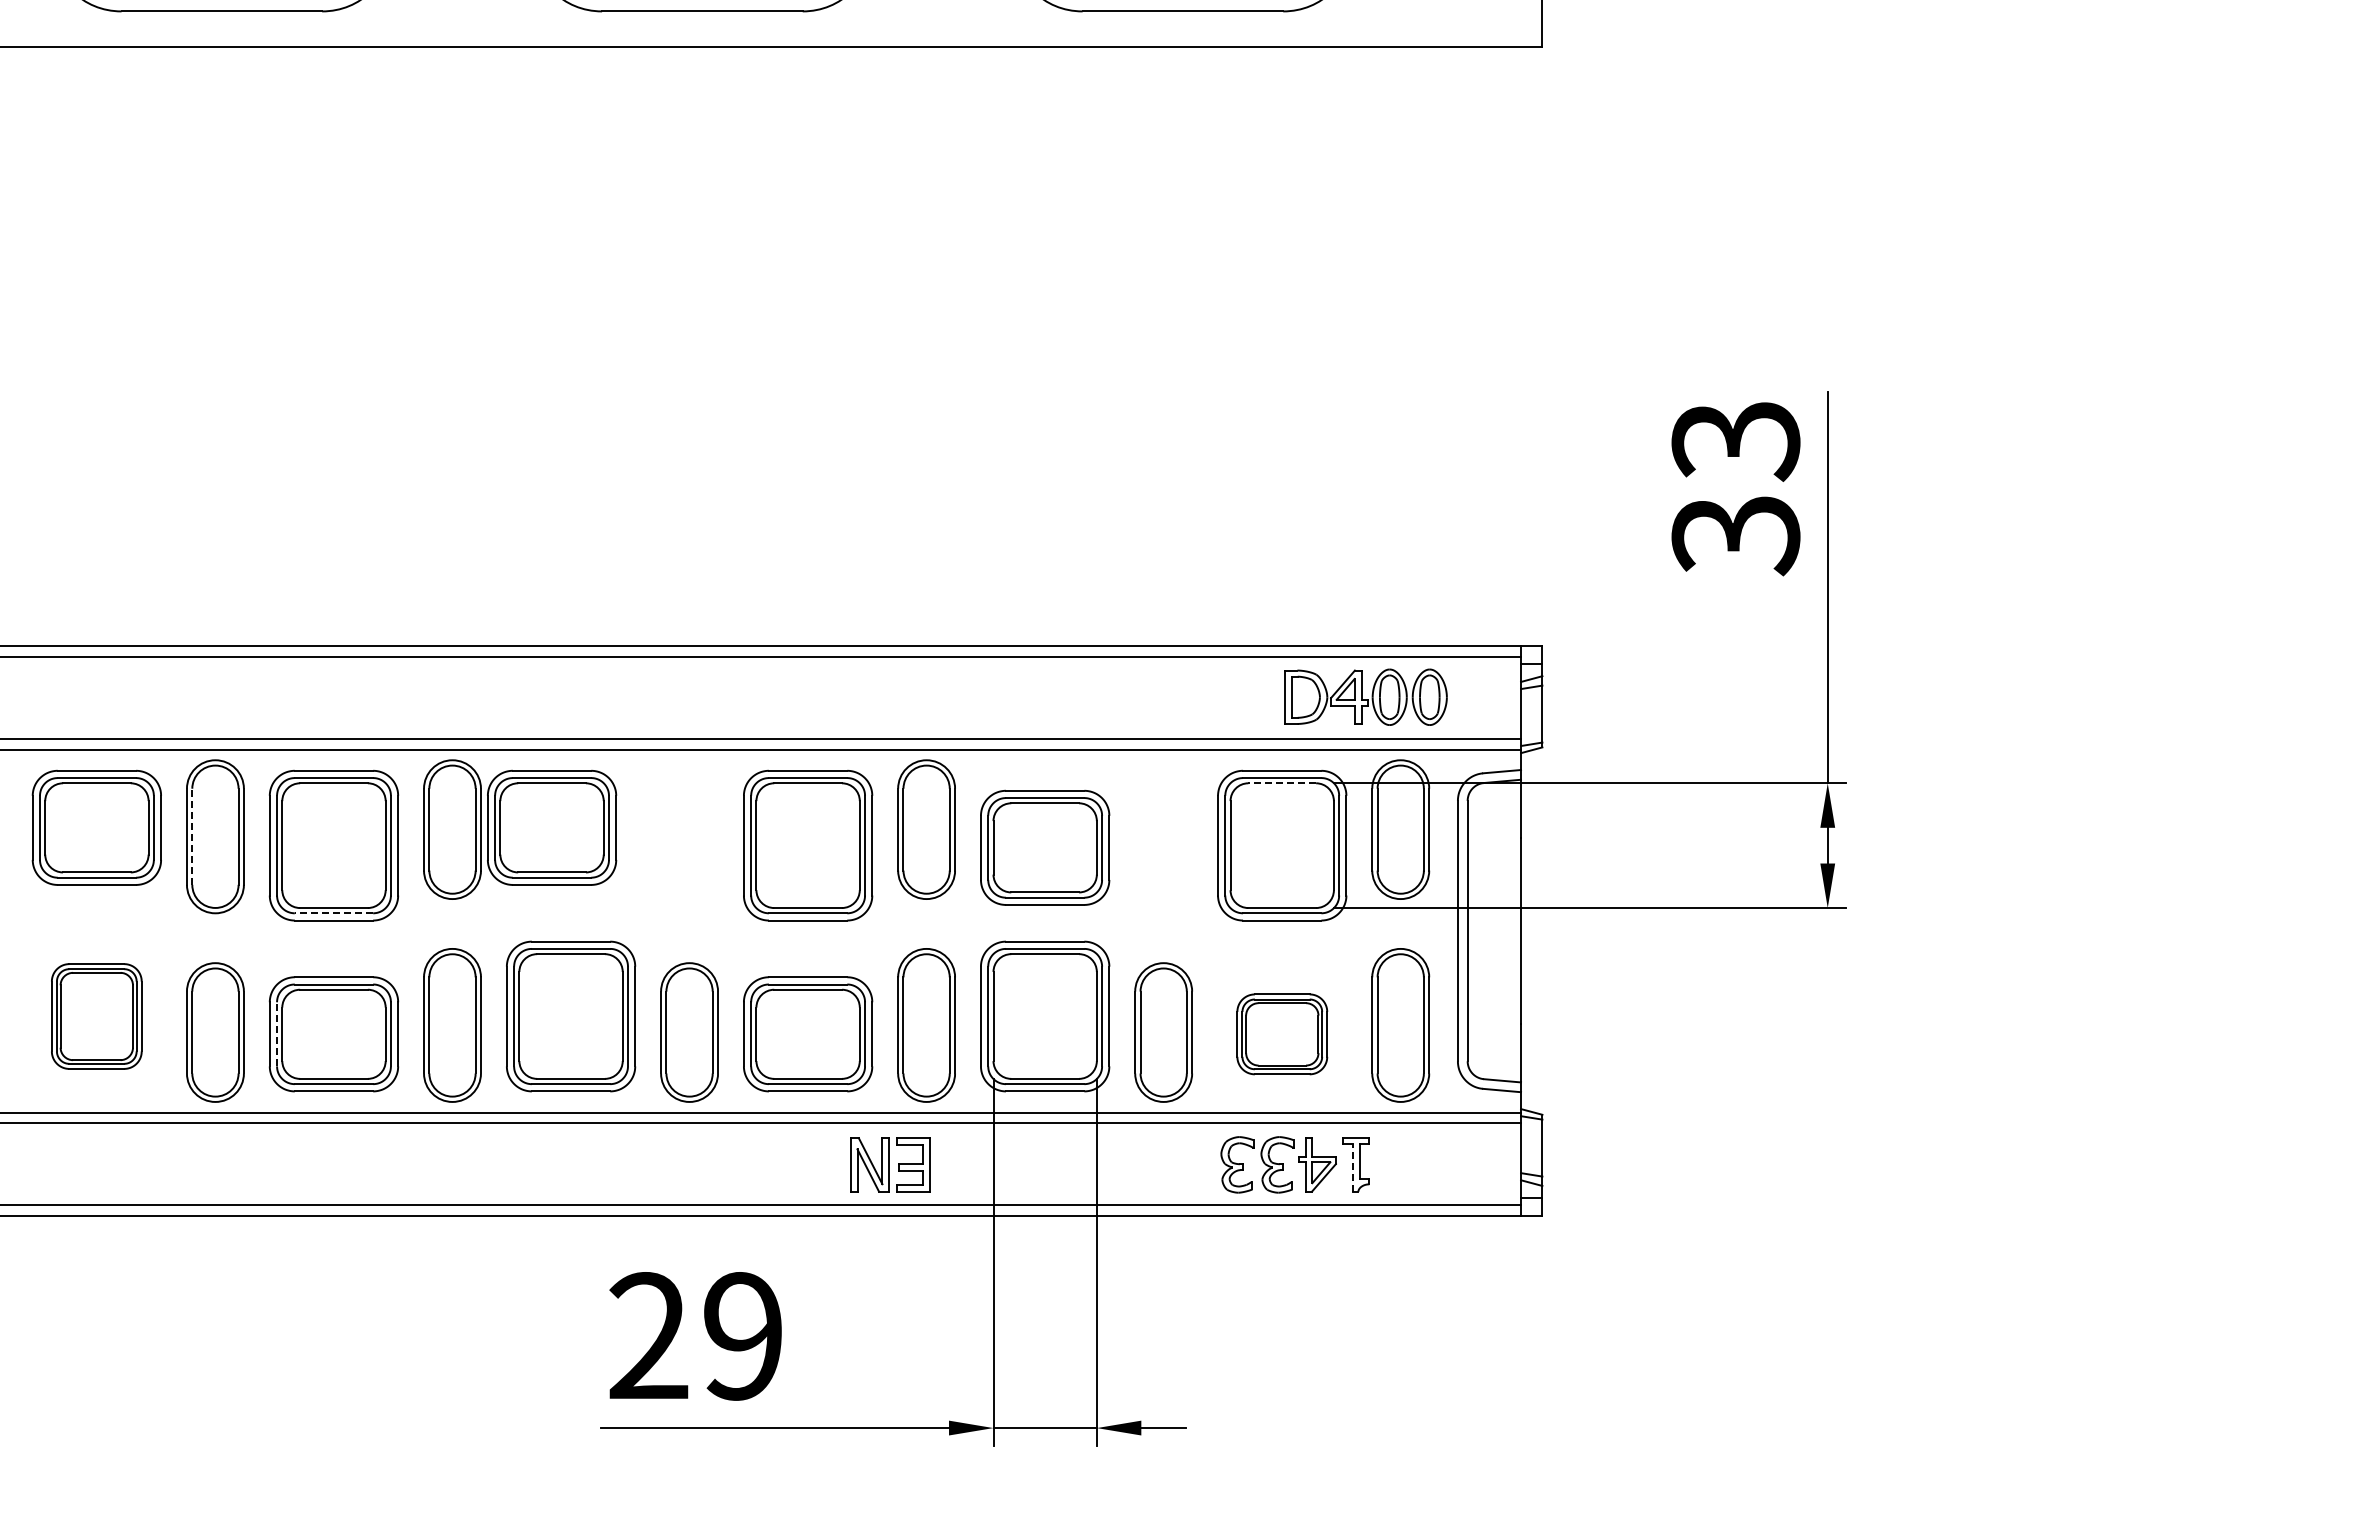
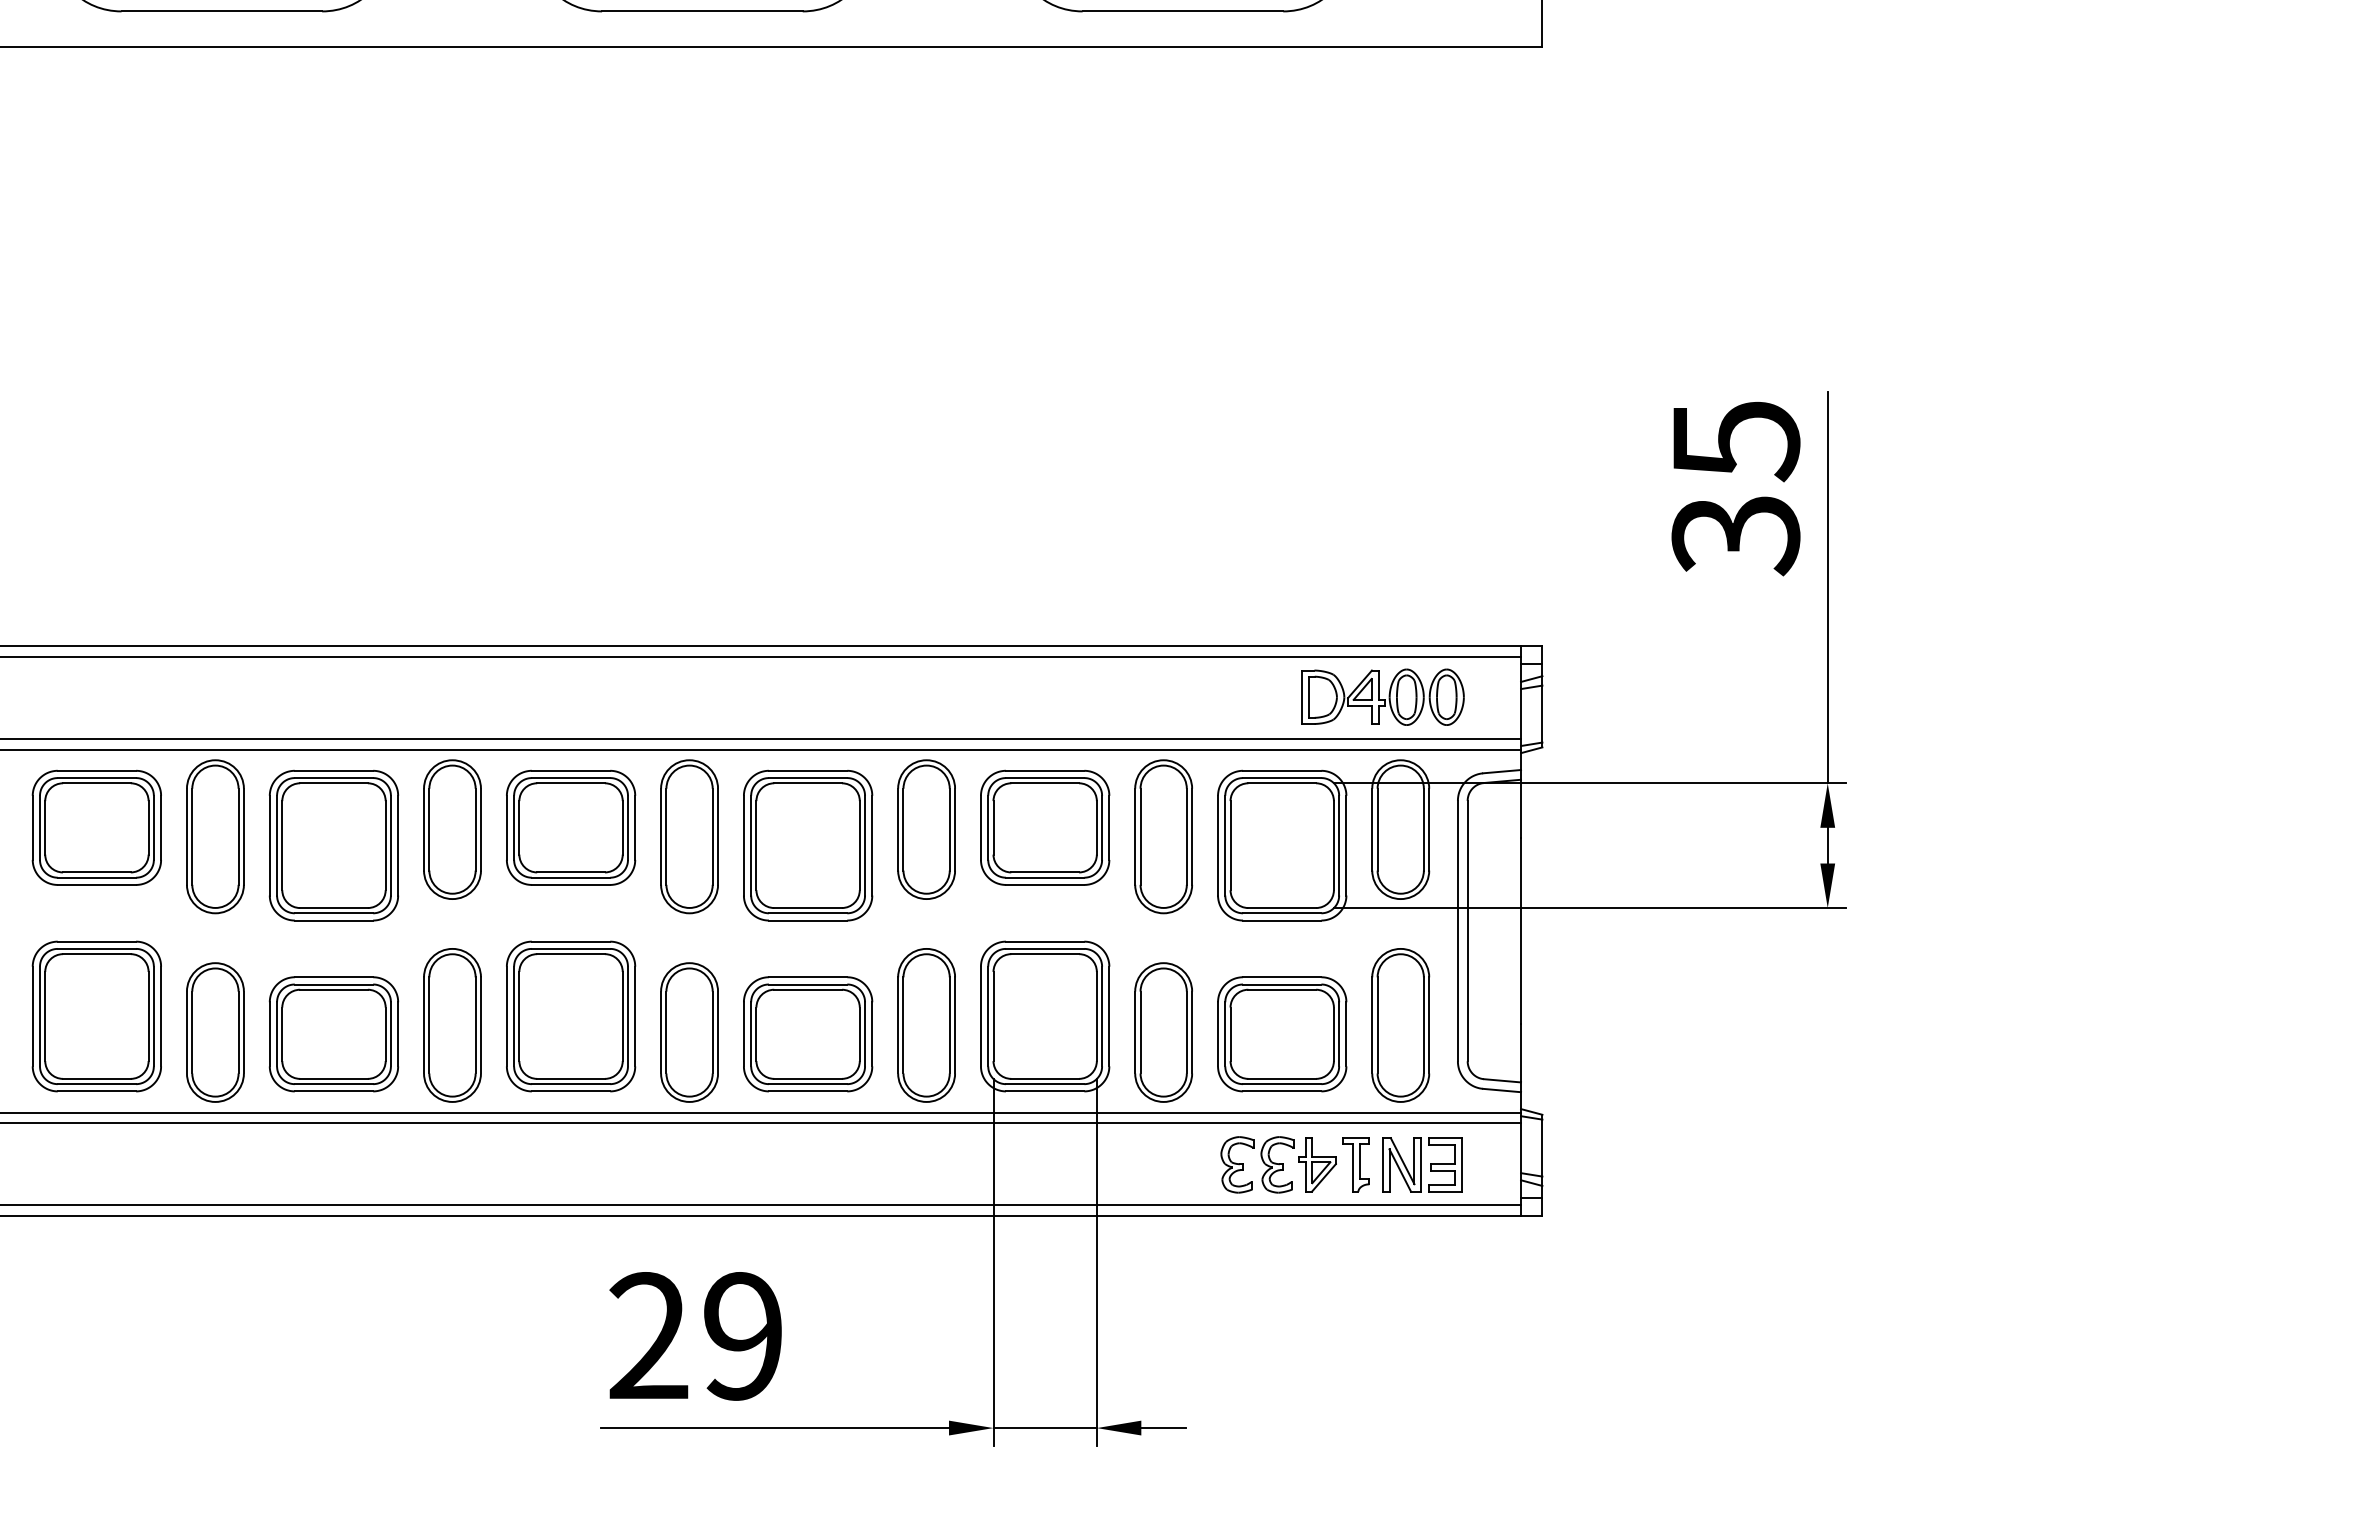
text: 33 -> 35 (1735, 441)
part position: (1365, 696) -> (1382, 696) (1382, 696)
line: dashed -> solid (1282, 783)
part position: (552, 827) -> (571, 827) (571, 827)
line: dashed -> solid (192, 836)
part: none -> present (689, 836)
part: none -> present (1163, 836)
part position: (1045, 847) -> (1045, 827) (1045, 827)
line: dashed -> solid (333, 913)
part size: 92x107 px -> 131x153 px (96, 1016)
line: dashed -> solid (277, 1033)
part size: 93x83 px -> 131x117 px (1282, 1034)
part position: (890, 1164) -> (1422, 1164) (1422, 1164)
line: dashed -> solid (1352, 1167)
